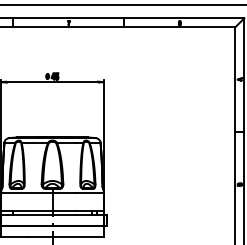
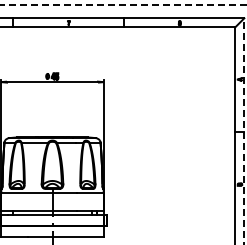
line: solid -> dashed (123, 4)
line: solid -> dashed (244, 131)
